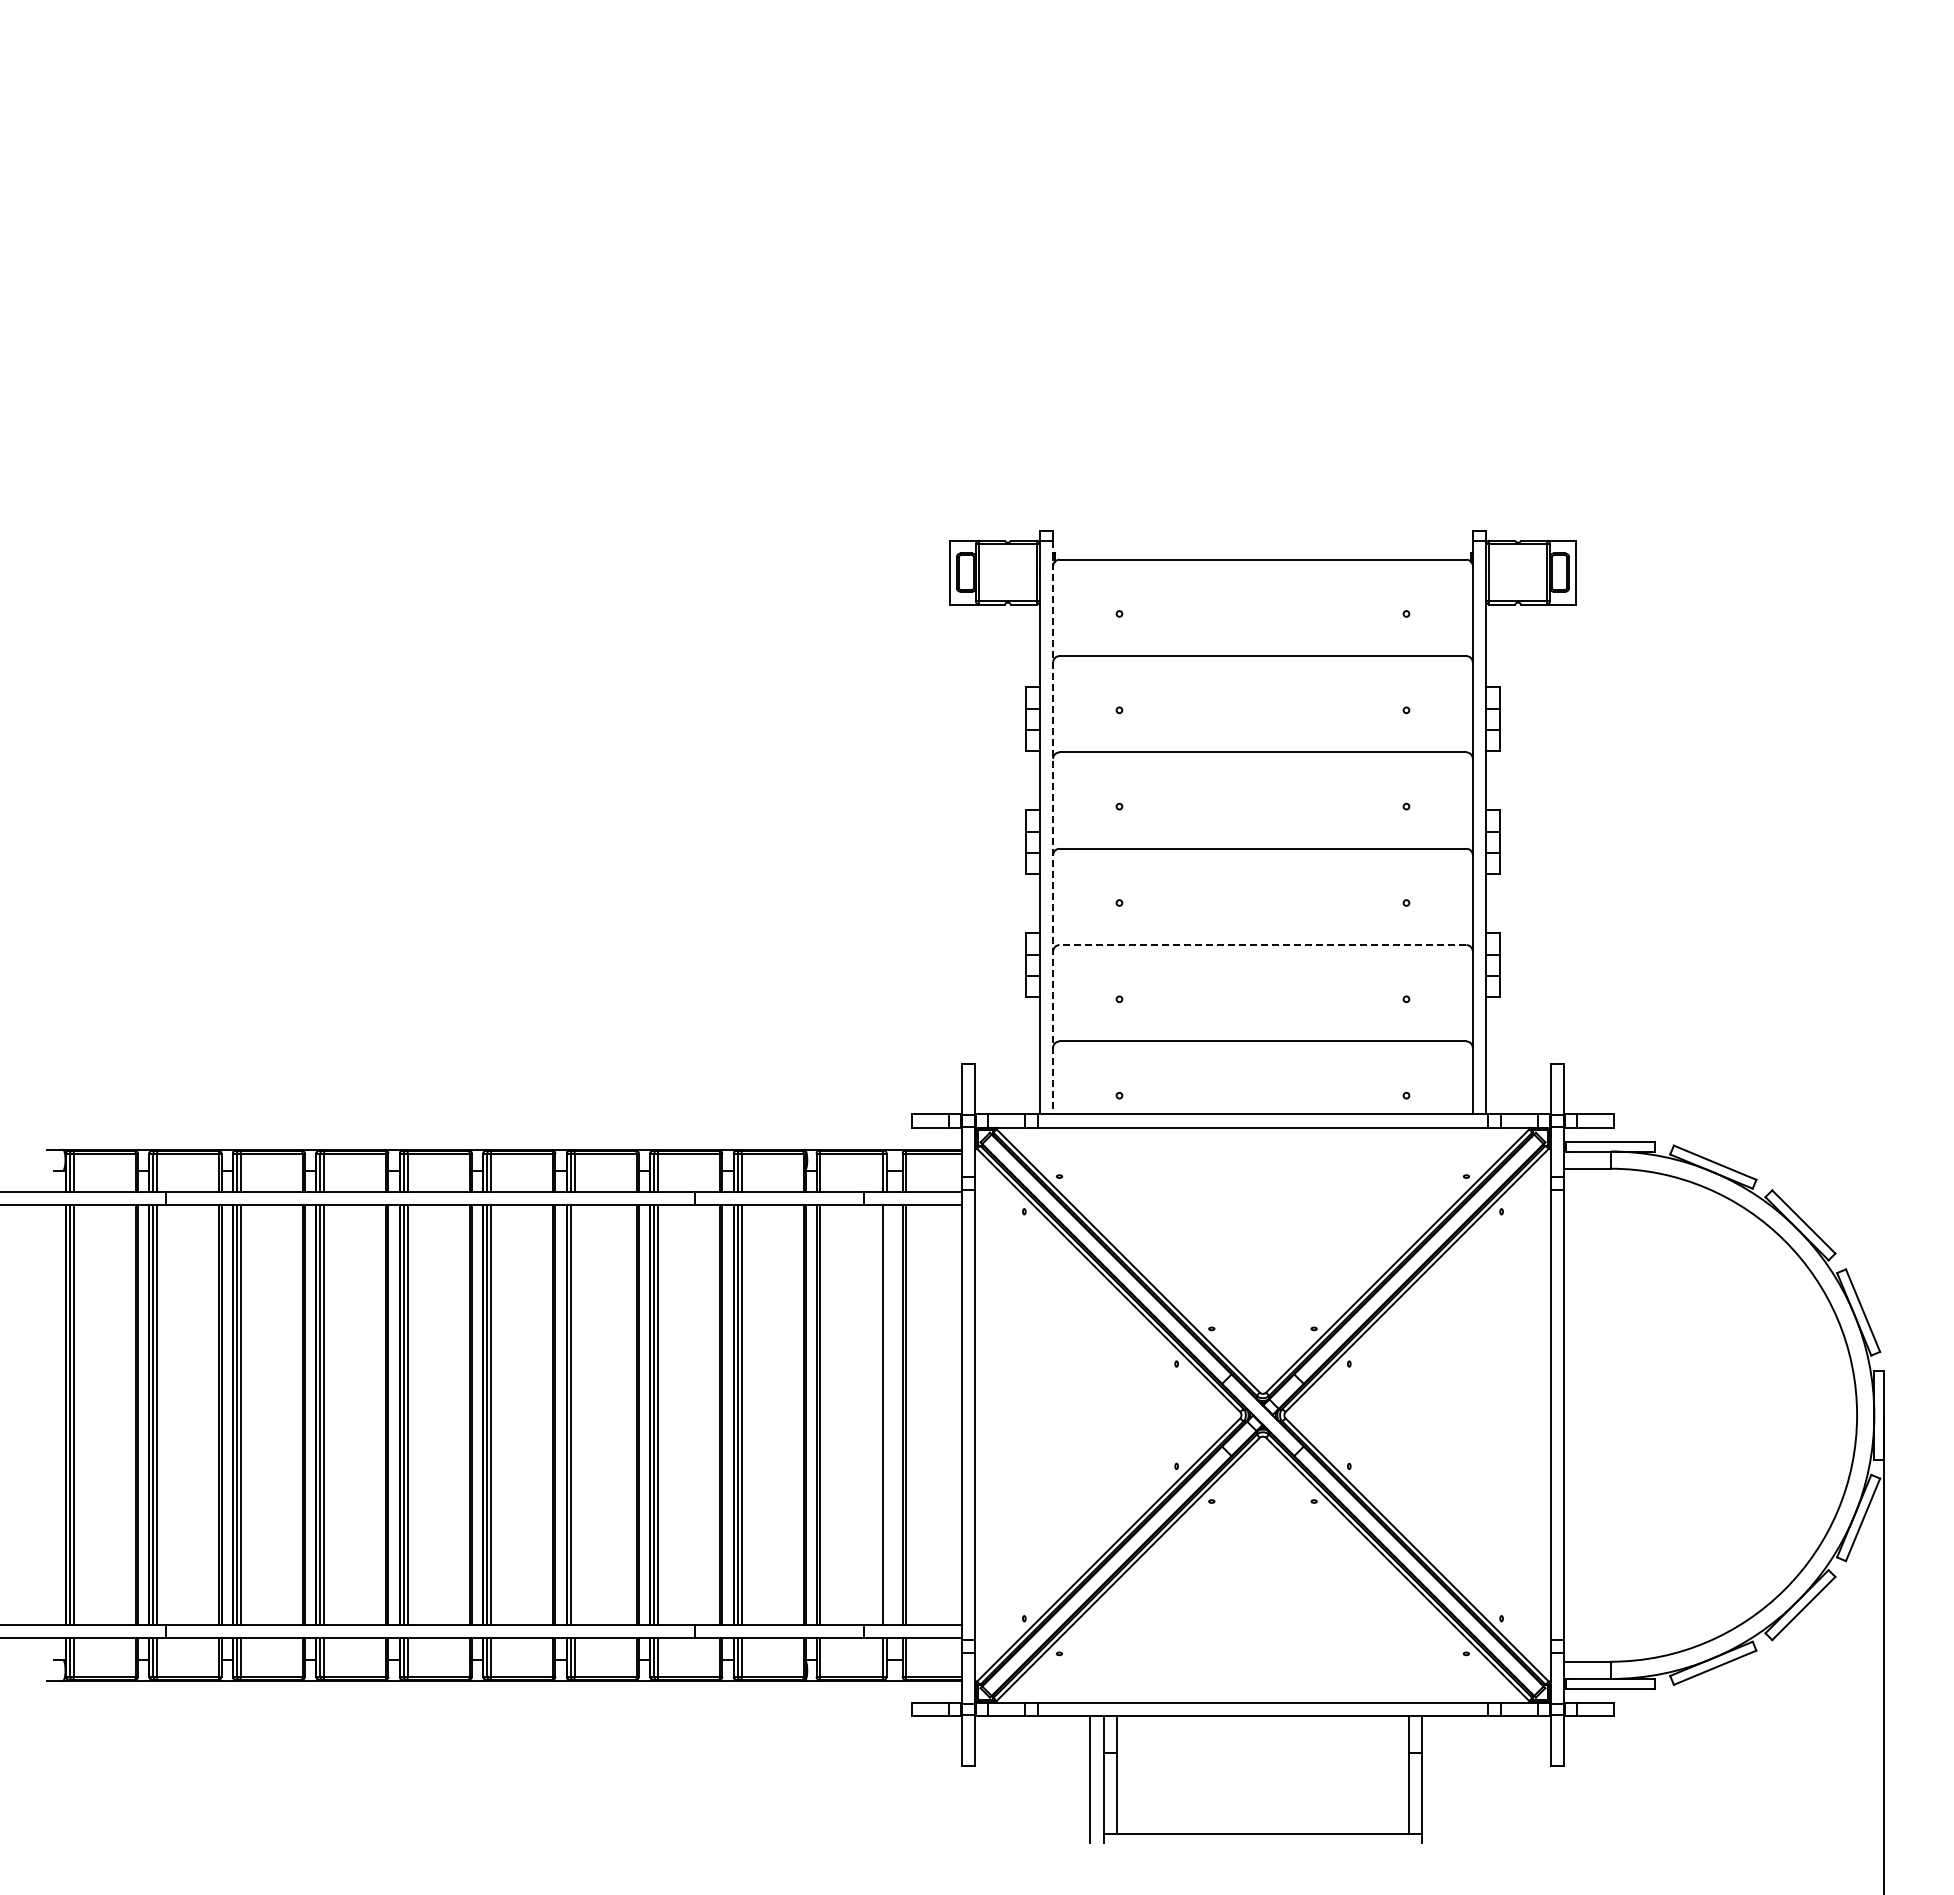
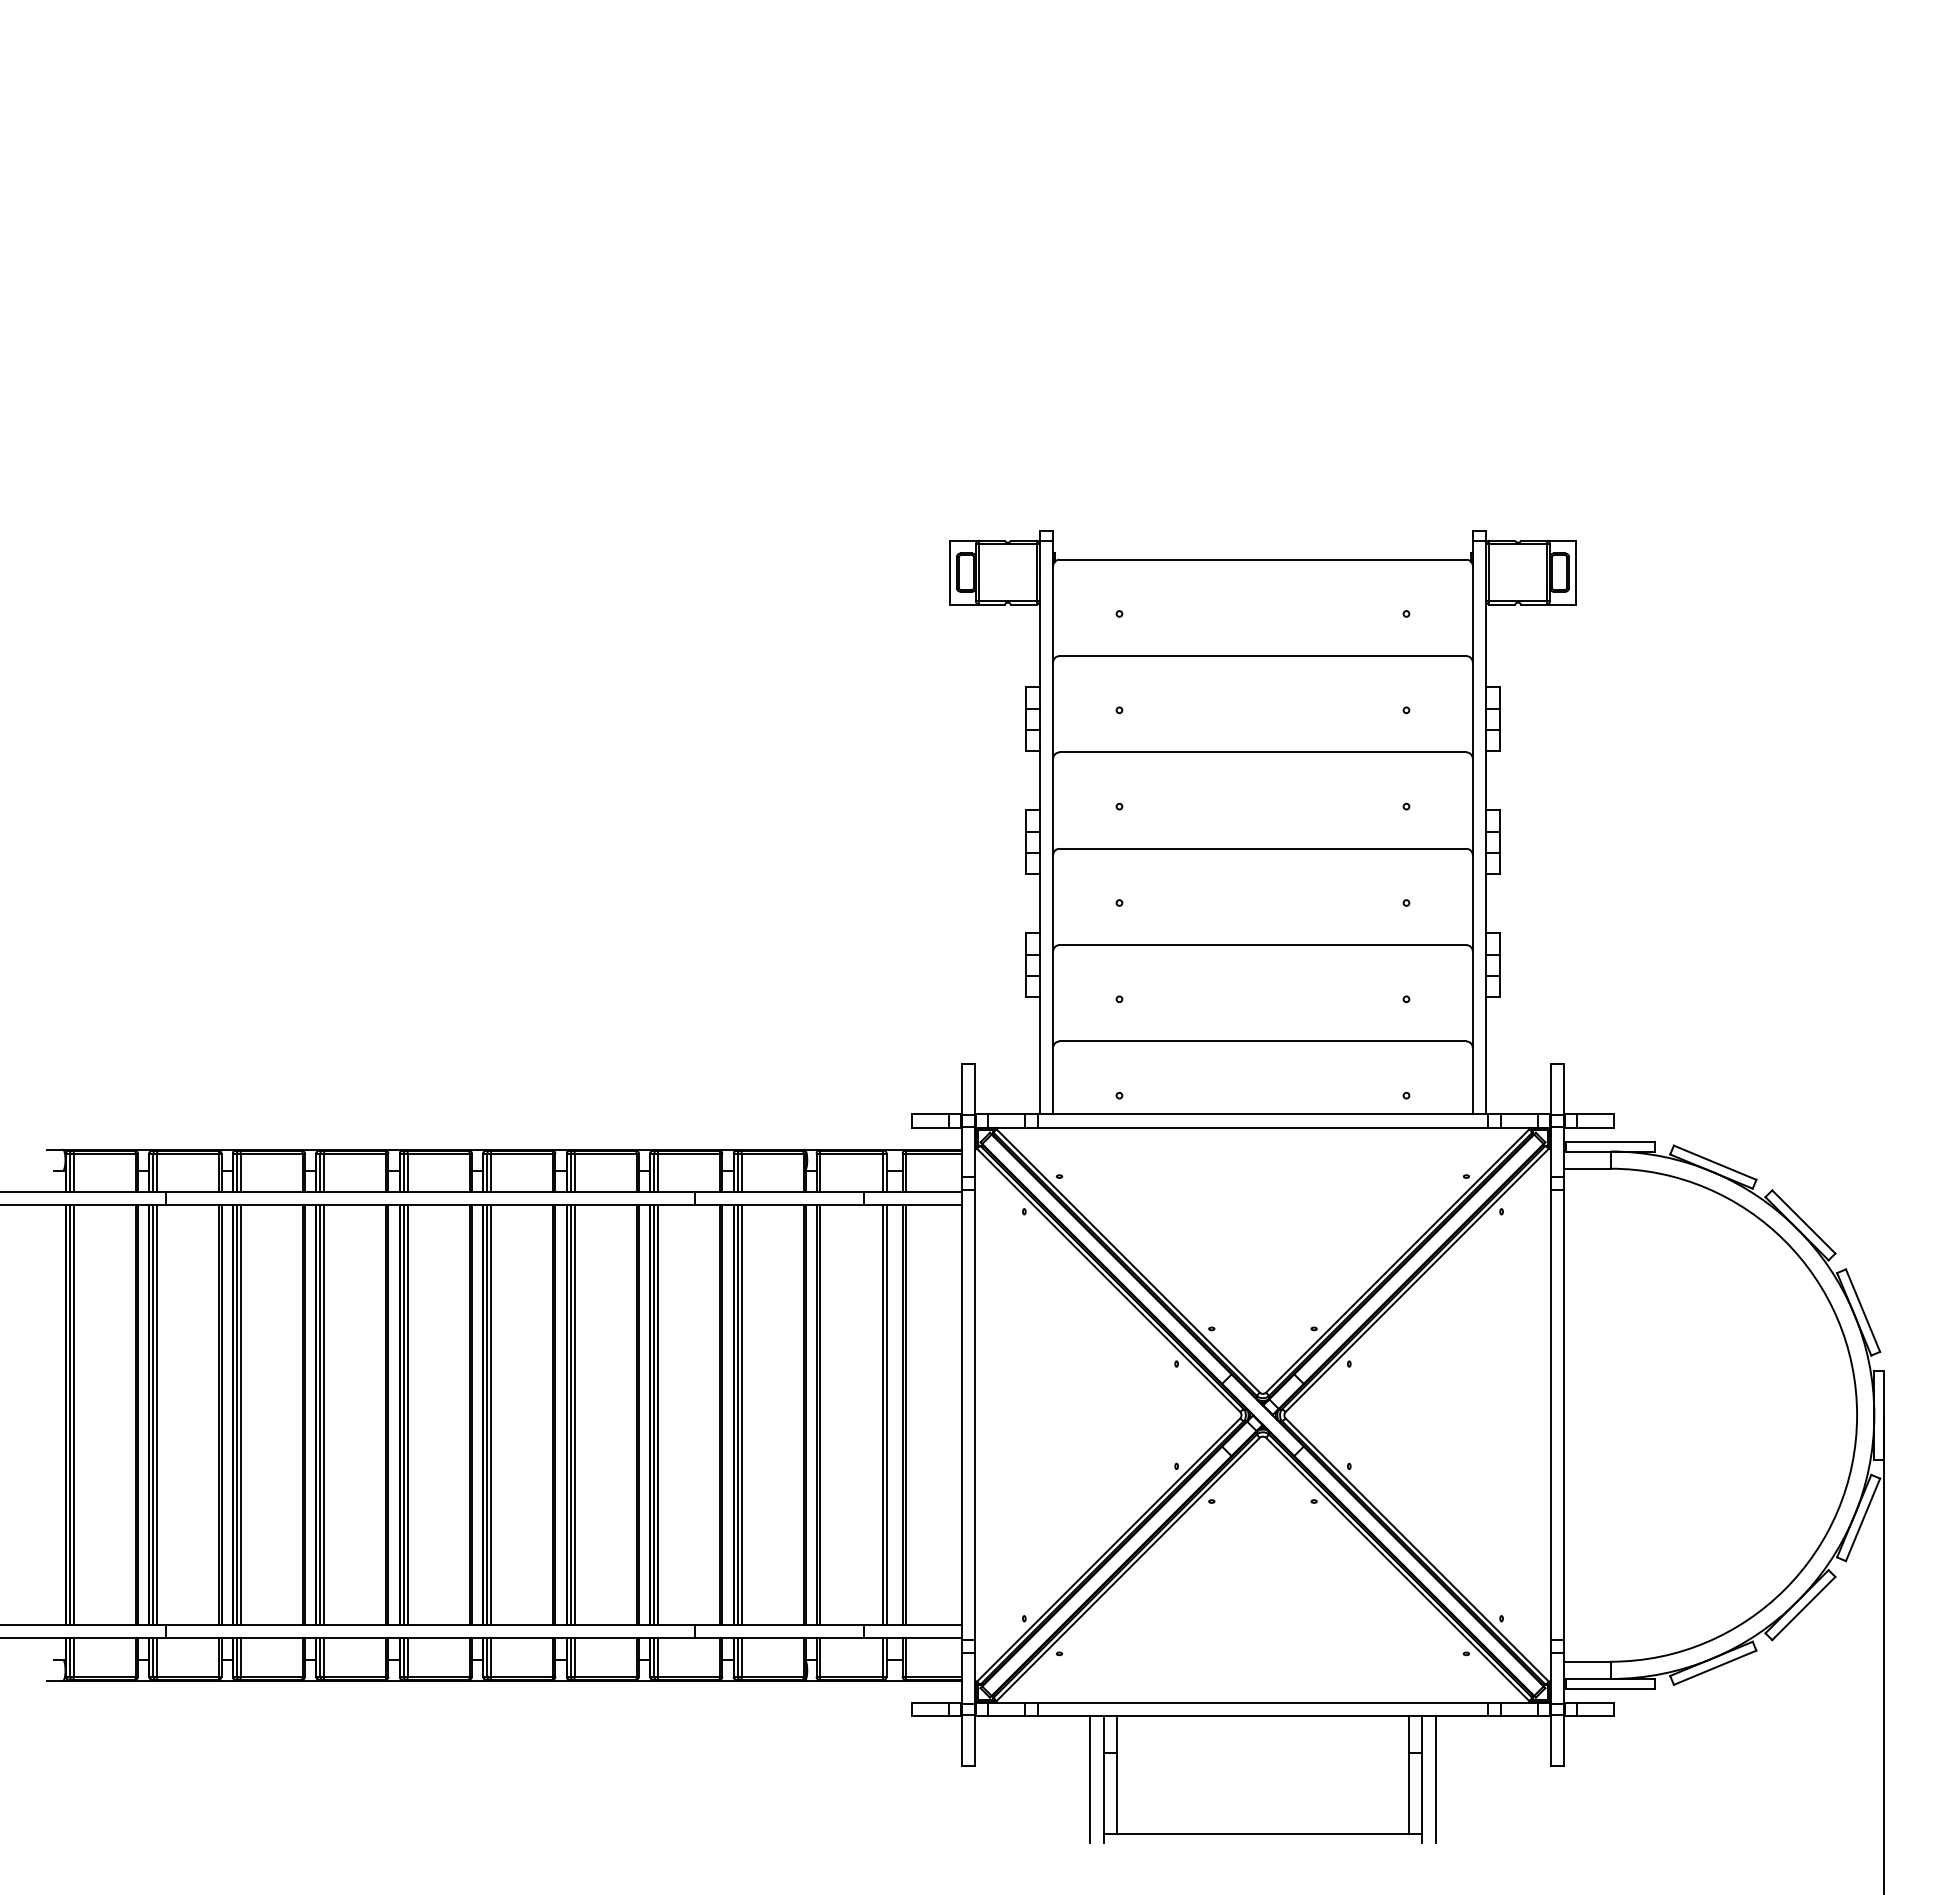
line: dashed -> solid (1053, 827)
line: dashed -> solid (1262, 945)
line: none -> present (574, 1415)
line: none -> present (886, 1415)
line: none -> present (1435, 1779)
